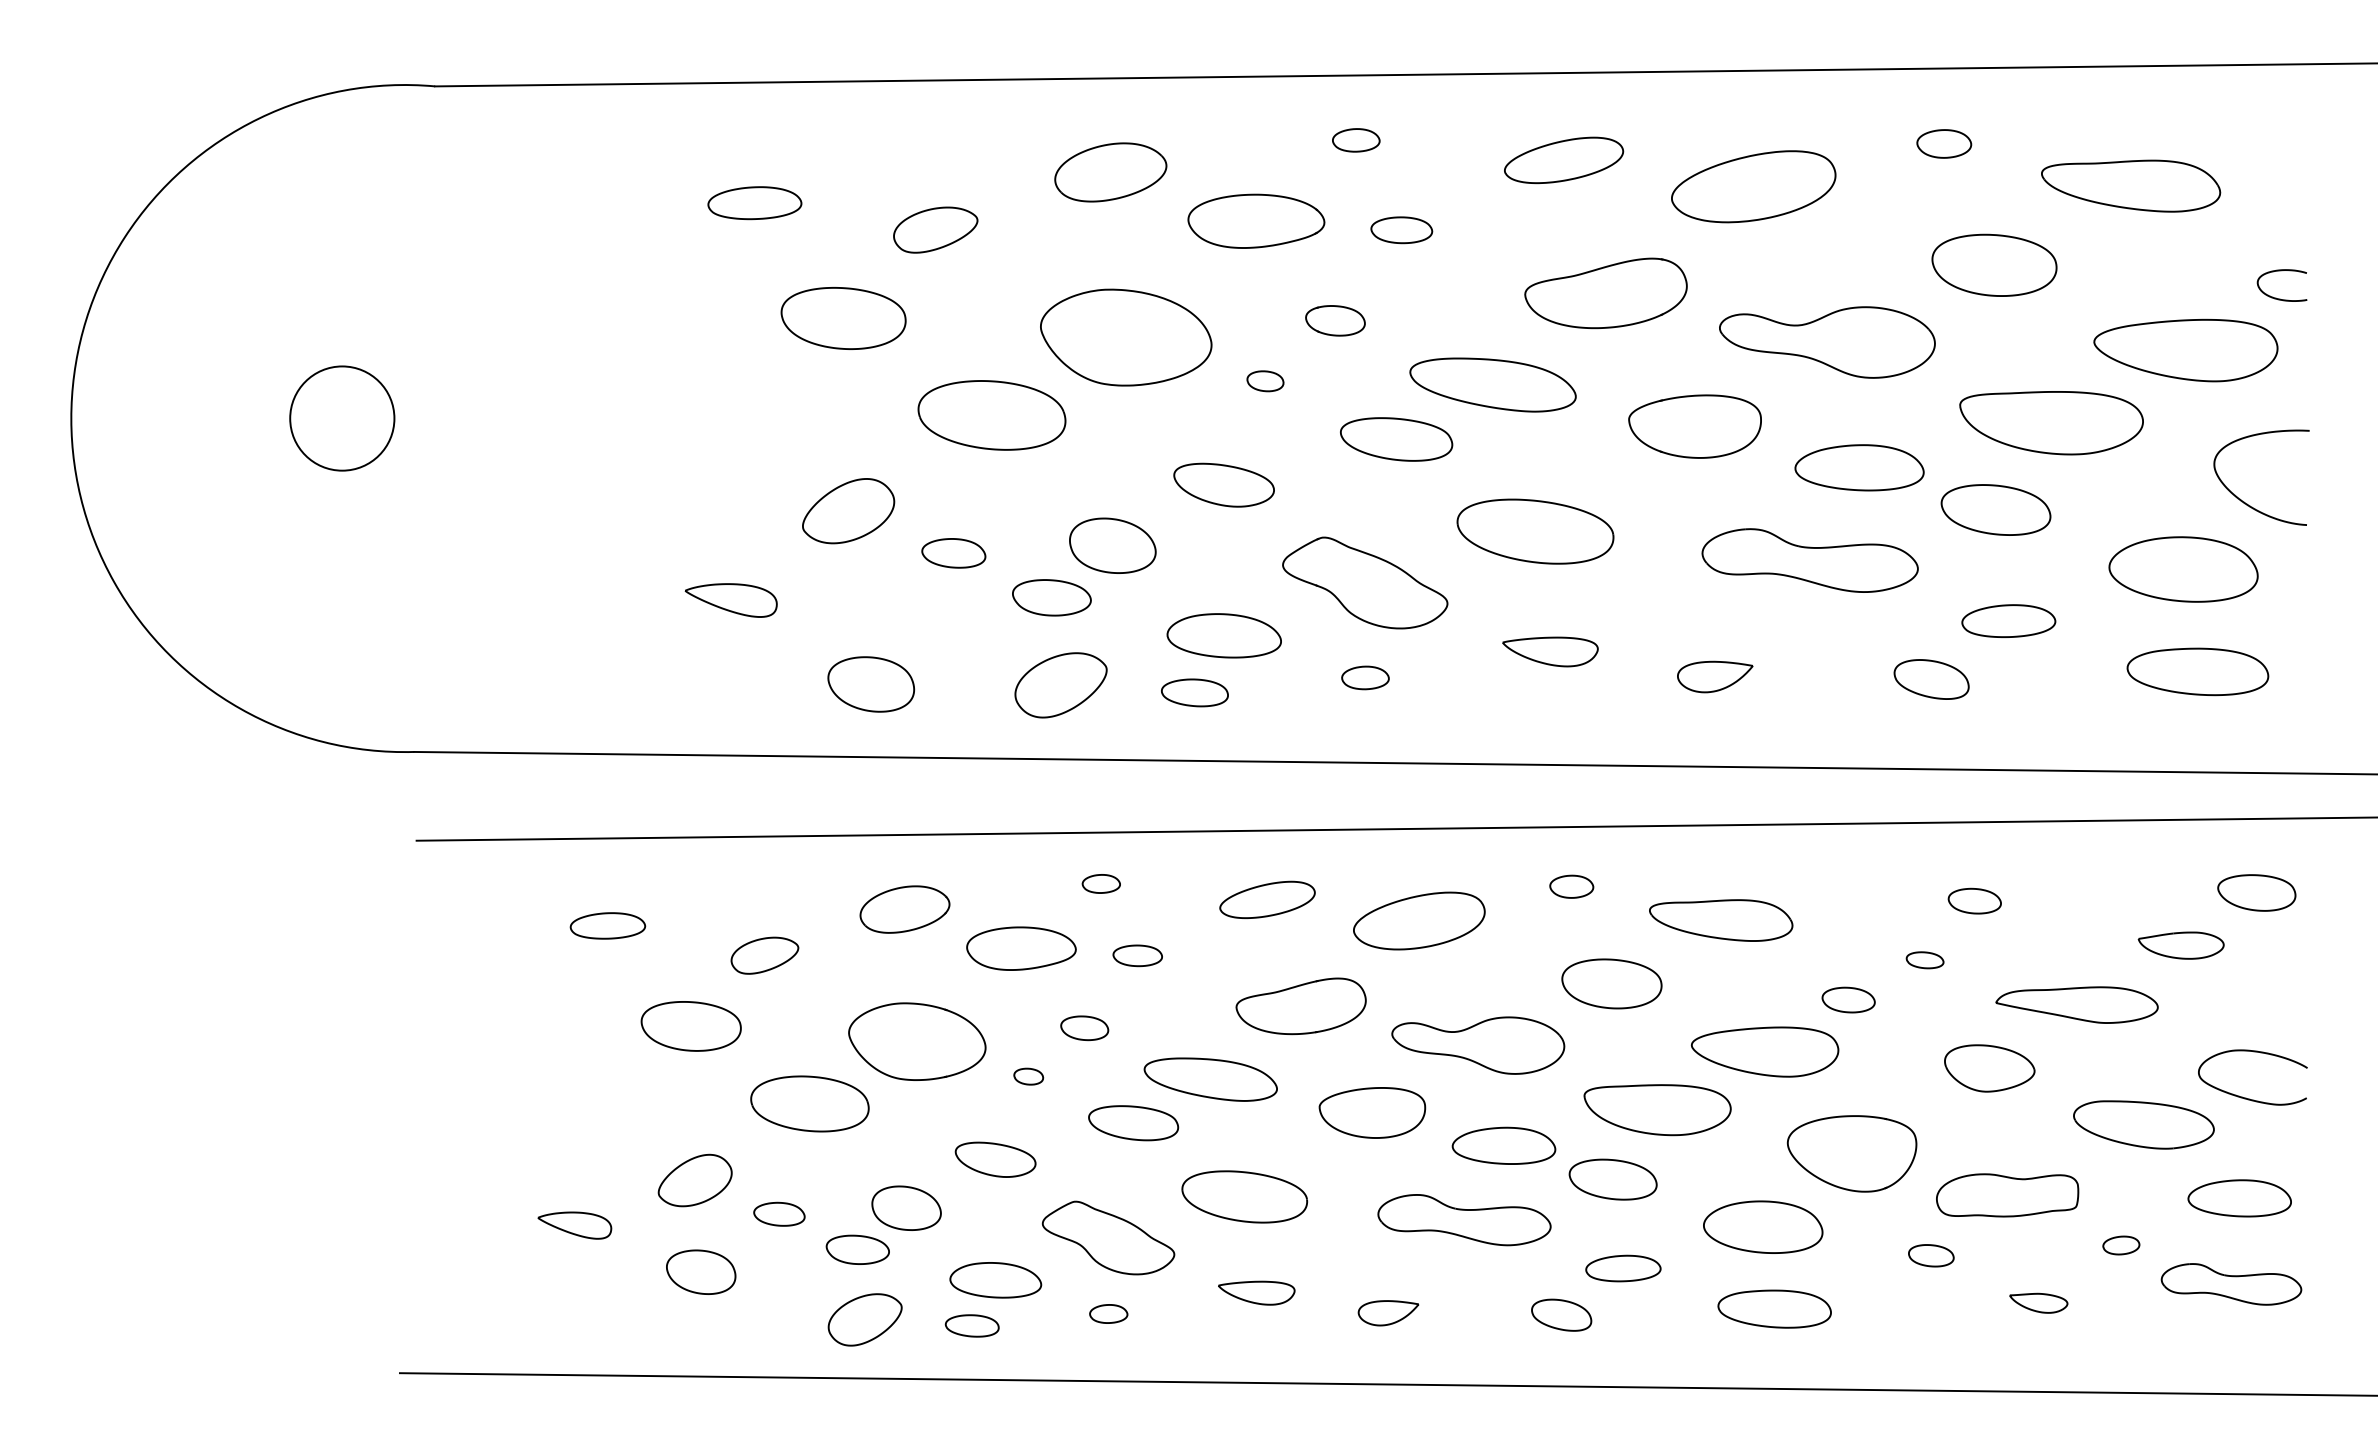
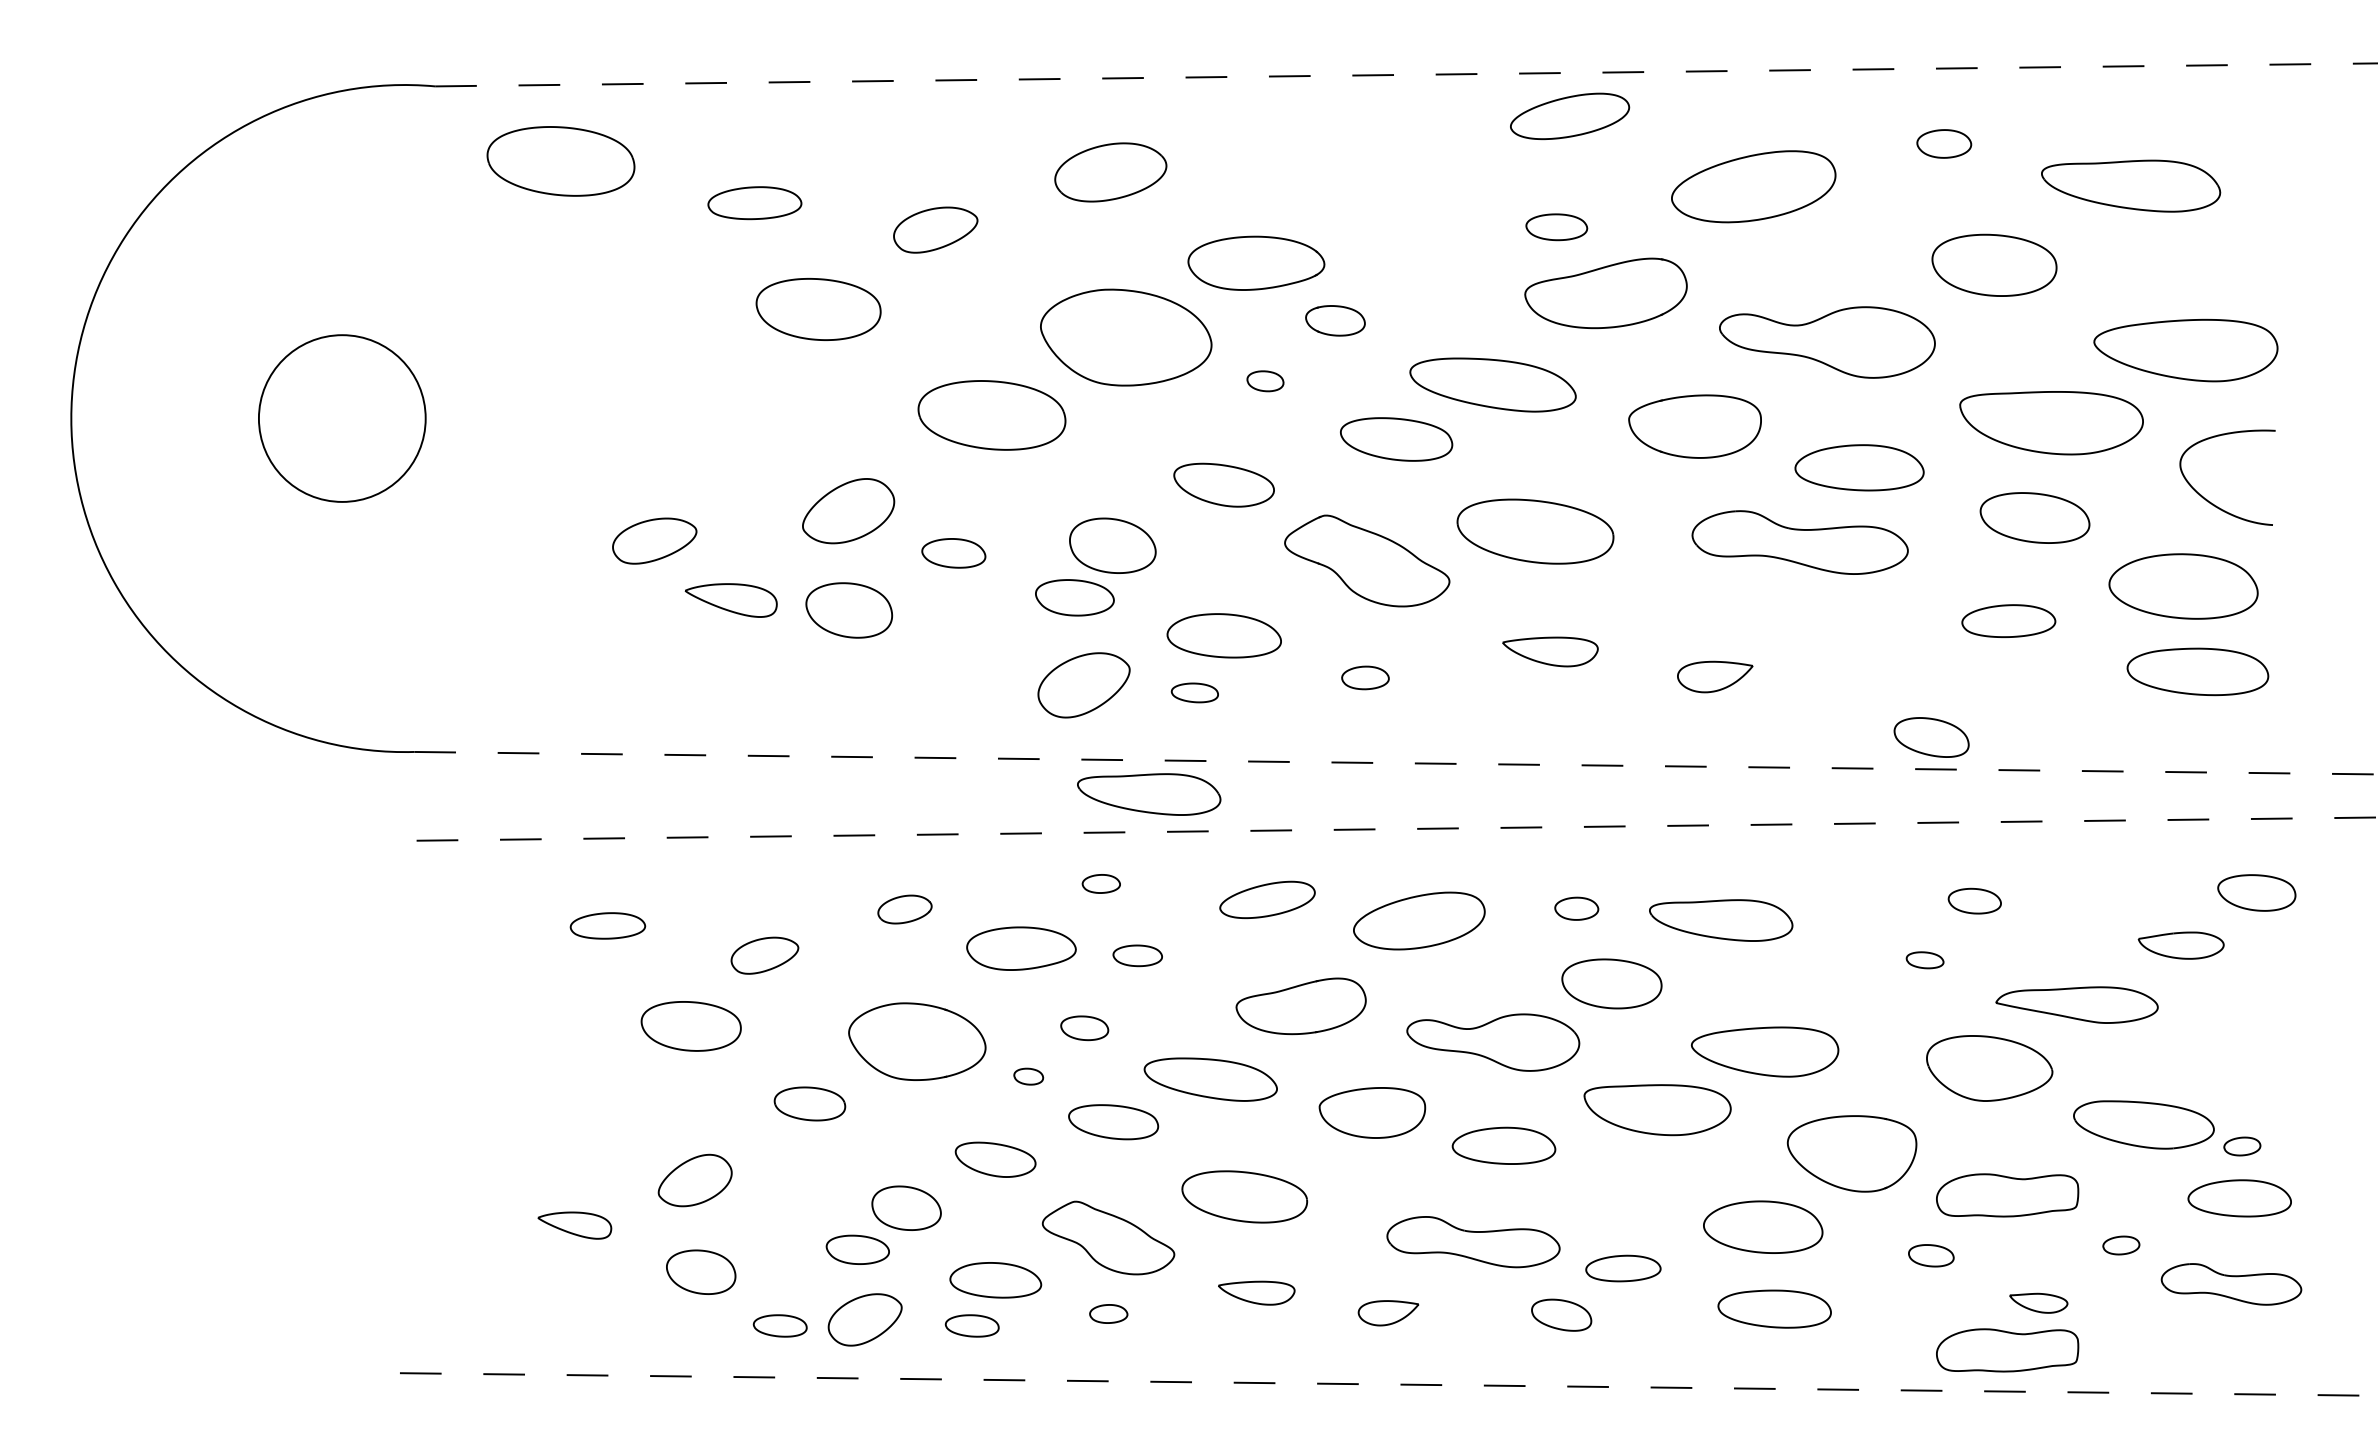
line: solid -> dashed (1406, 74)
part: present -> none (1356, 140)
part position: (1564, 160) -> (1570, 116) (1570, 116)
part: none -> present (560, 161)
part position: (1256, 220) -> (1256, 262) (1256, 262)
part position: (1401, 230) -> (1556, 227) (1556, 227)
curve: present -> none (2276, 297)
part position: (843, 318) -> (818, 309) (818, 309)
circle diameter: 104 px -> 167 px (341, 418)
curve position: (2244, 501) -> (2210, 501) (2210, 501)
part position: (1995, 509) -> (2034, 517) (2034, 517)
part: none -> present (654, 540)
part position: (1809, 560) -> (1799, 542) (1799, 542)
part position: (2183, 569) -> (2183, 586) (2183, 586)
part position: (1365, 582) -> (1367, 560) (1367, 560)
part position: (1051, 597) -> (1074, 597) (1074, 597)
part position: (1931, 679) -> (1931, 737) (1931, 737)
part position: (871, 684) -> (849, 610) (849, 610)
part position: (1060, 685) -> (1083, 685) (1083, 685)
part size: 68x30 px -> 49x22 px (1194, 692)
line: solid -> dashed (1396, 763)
part: none -> present (1149, 794)
line: solid -> dashed (1397, 829)
part position: (1571, 886) -> (1576, 908) (1576, 908)
part size: 92x49 px -> 56x31 px (904, 909)
part: present -> none (1848, 999)
part position: (1478, 1045) -> (1493, 1042) (1493, 1042)
part size: 92x49 px -> 128x67 px (1989, 1068)
curve: present -> none (2246, 1097)
part size: 120x58 px -> 74x36 px (809, 1103)
part position: (1133, 1123) -> (1113, 1122) (1113, 1122)
part: none -> present (2242, 1146)
part: present -> none (1612, 1179)
part: present -> none (779, 1213)
part position: (1464, 1220) -> (1473, 1242) (1473, 1242)
part: none -> present (779, 1325)
part: none -> present (2007, 1350)
line: solid -> dashed (1388, 1384)
